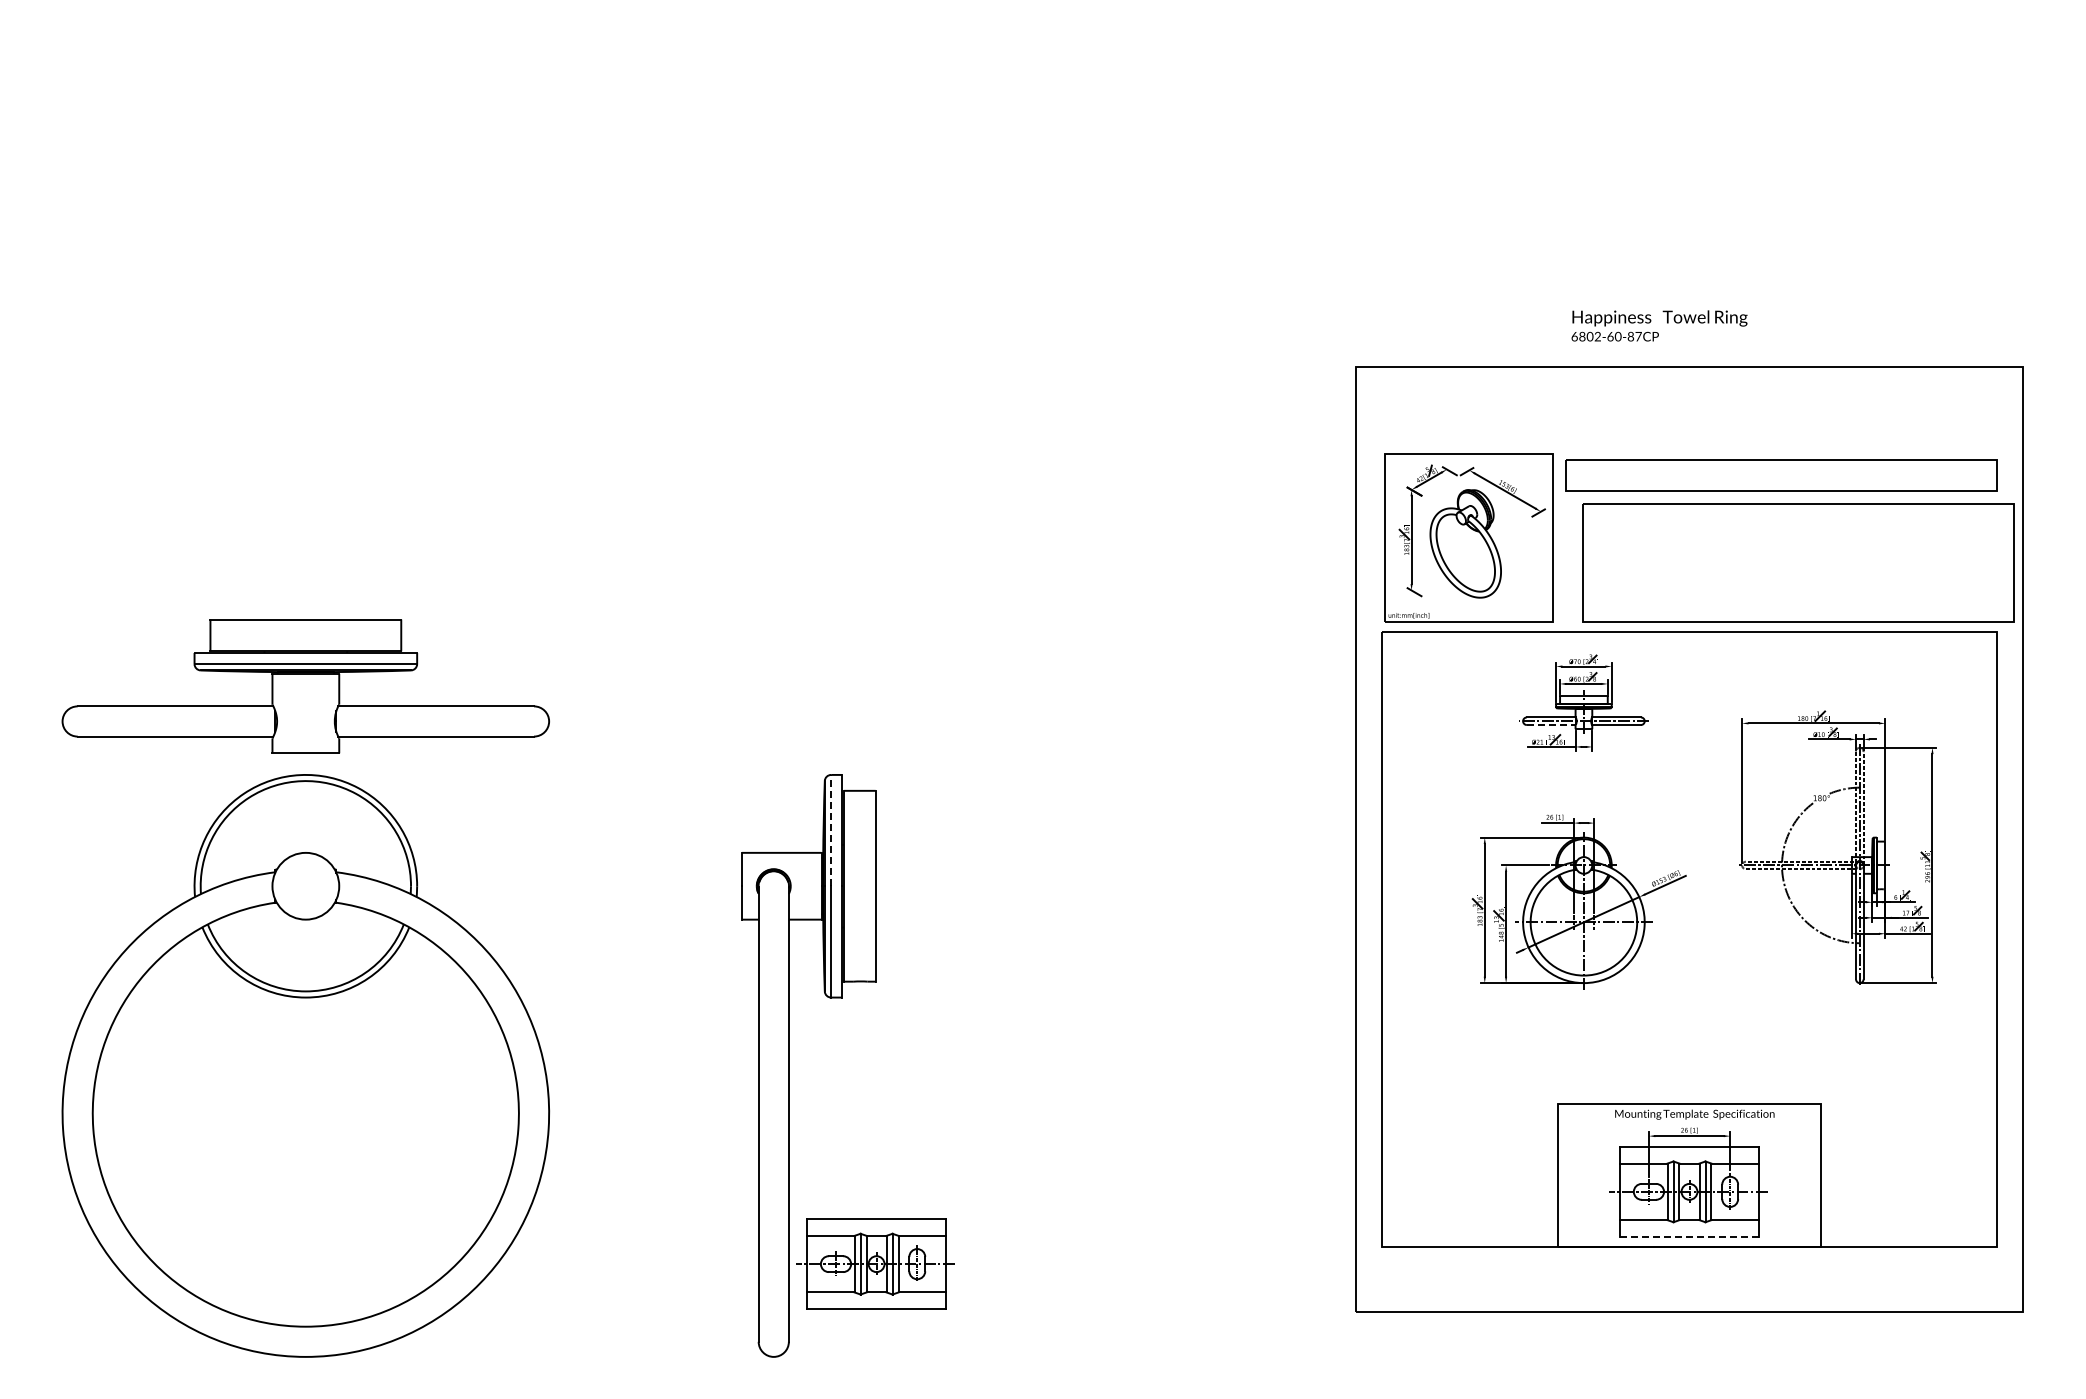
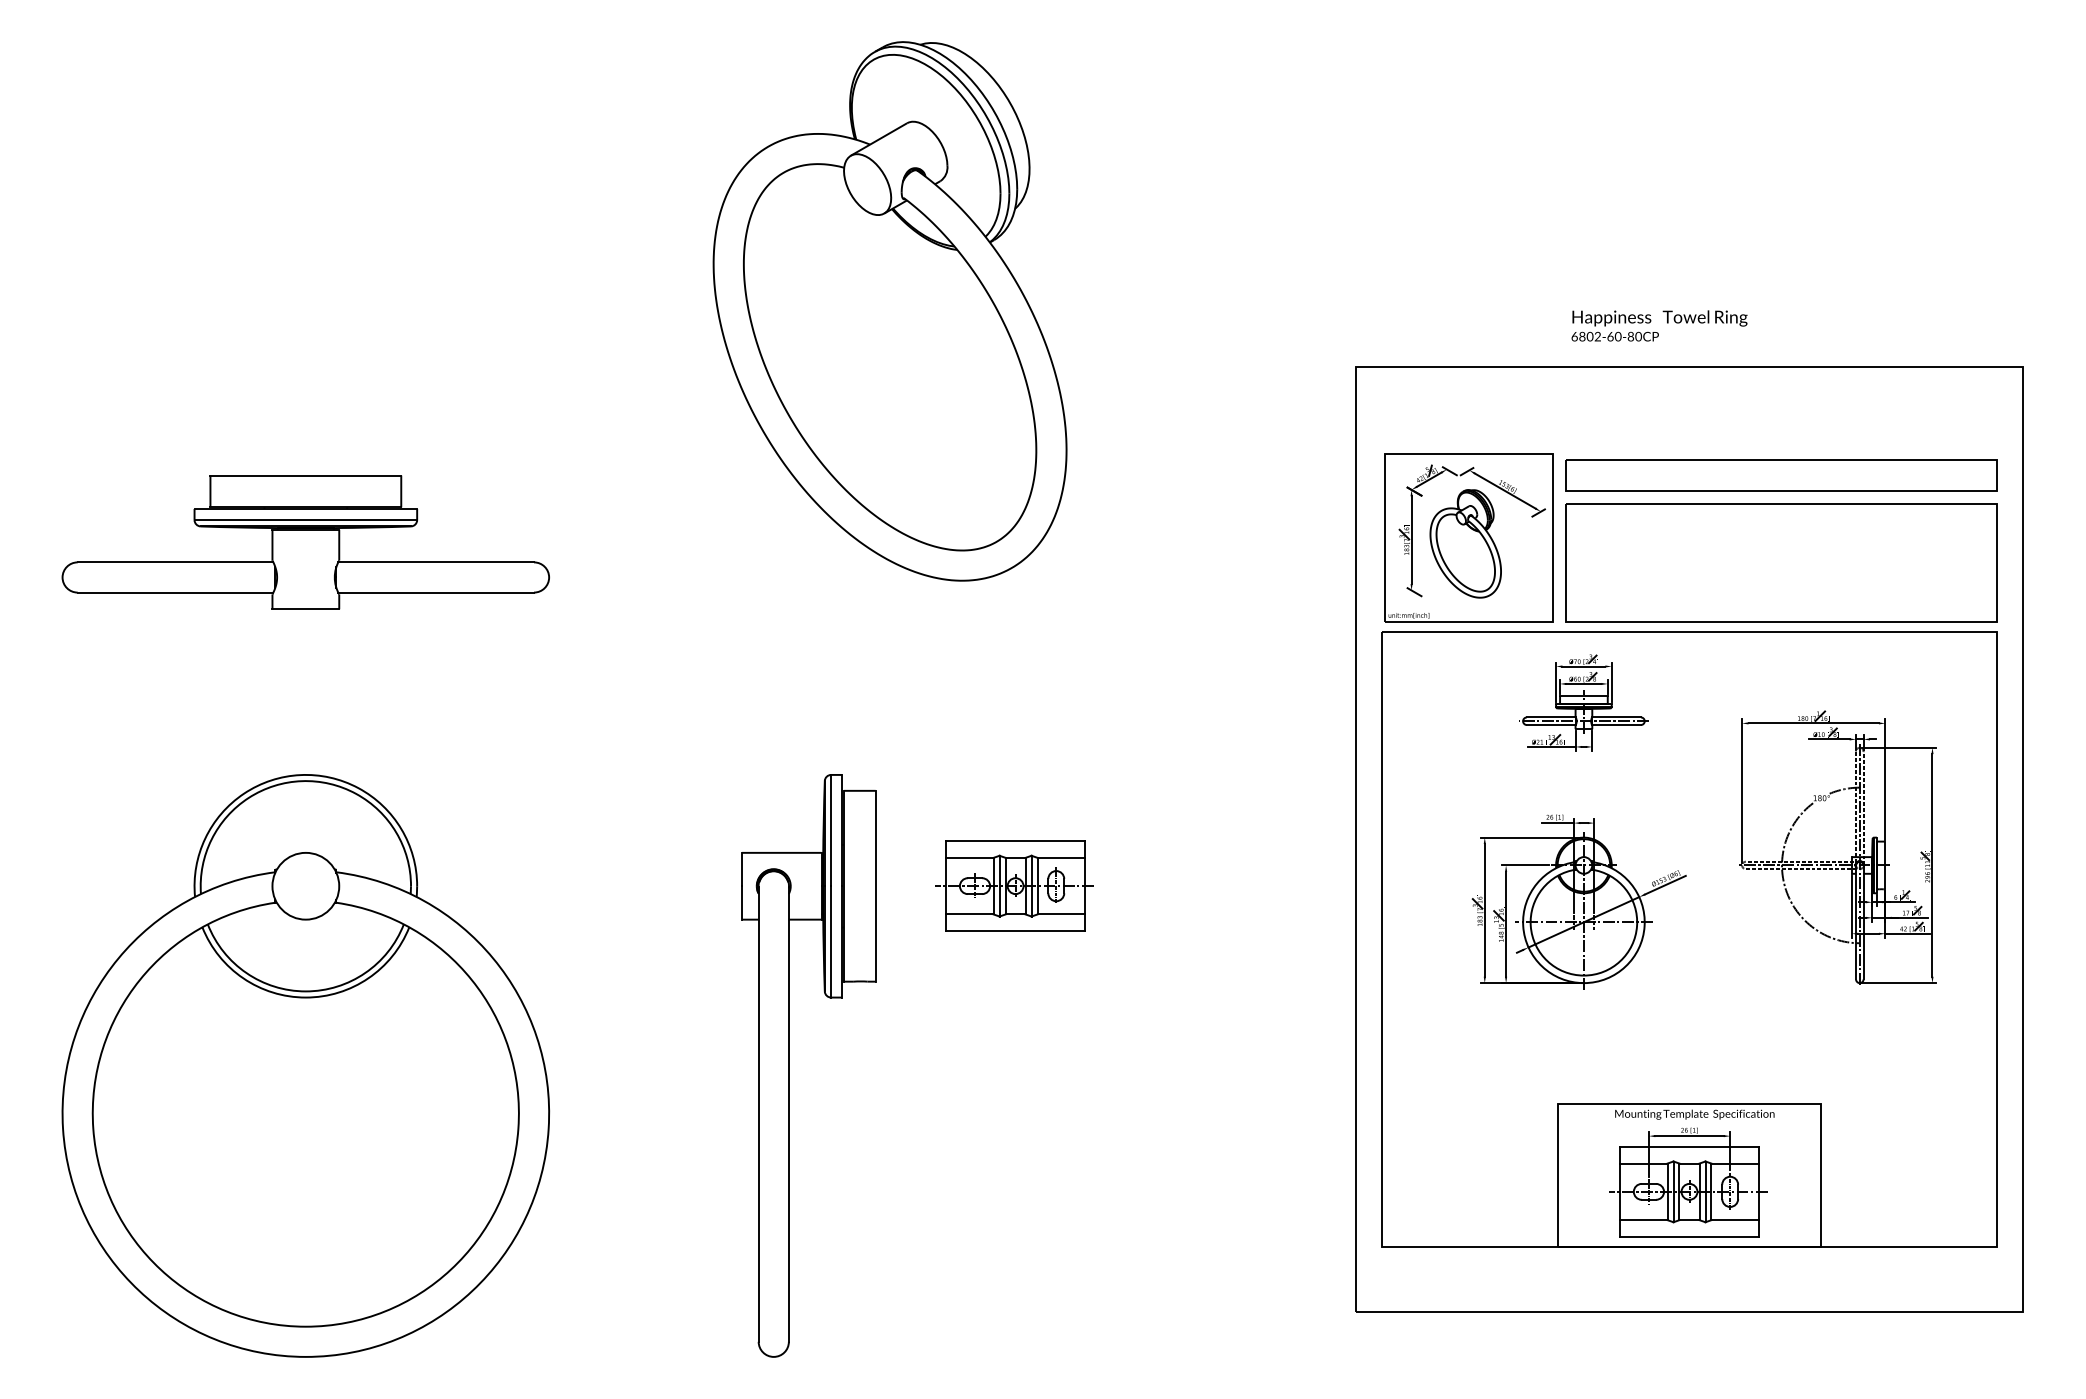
part: none -> present (889, 311)
text: 6802-60-87CP -> 6802-60-80CP (1638, 336)
part position: (1798, 562) -> (1781, 562) (1781, 562)
part position: (305, 686) -> (305, 542) (305, 542)
line: dashed -> solid (1551, 725)
line: dashed -> solid (831, 830)
line: dashed -> solid (1689, 1236)
part position: (875, 1263) -> (1014, 885) (1014, 885)
